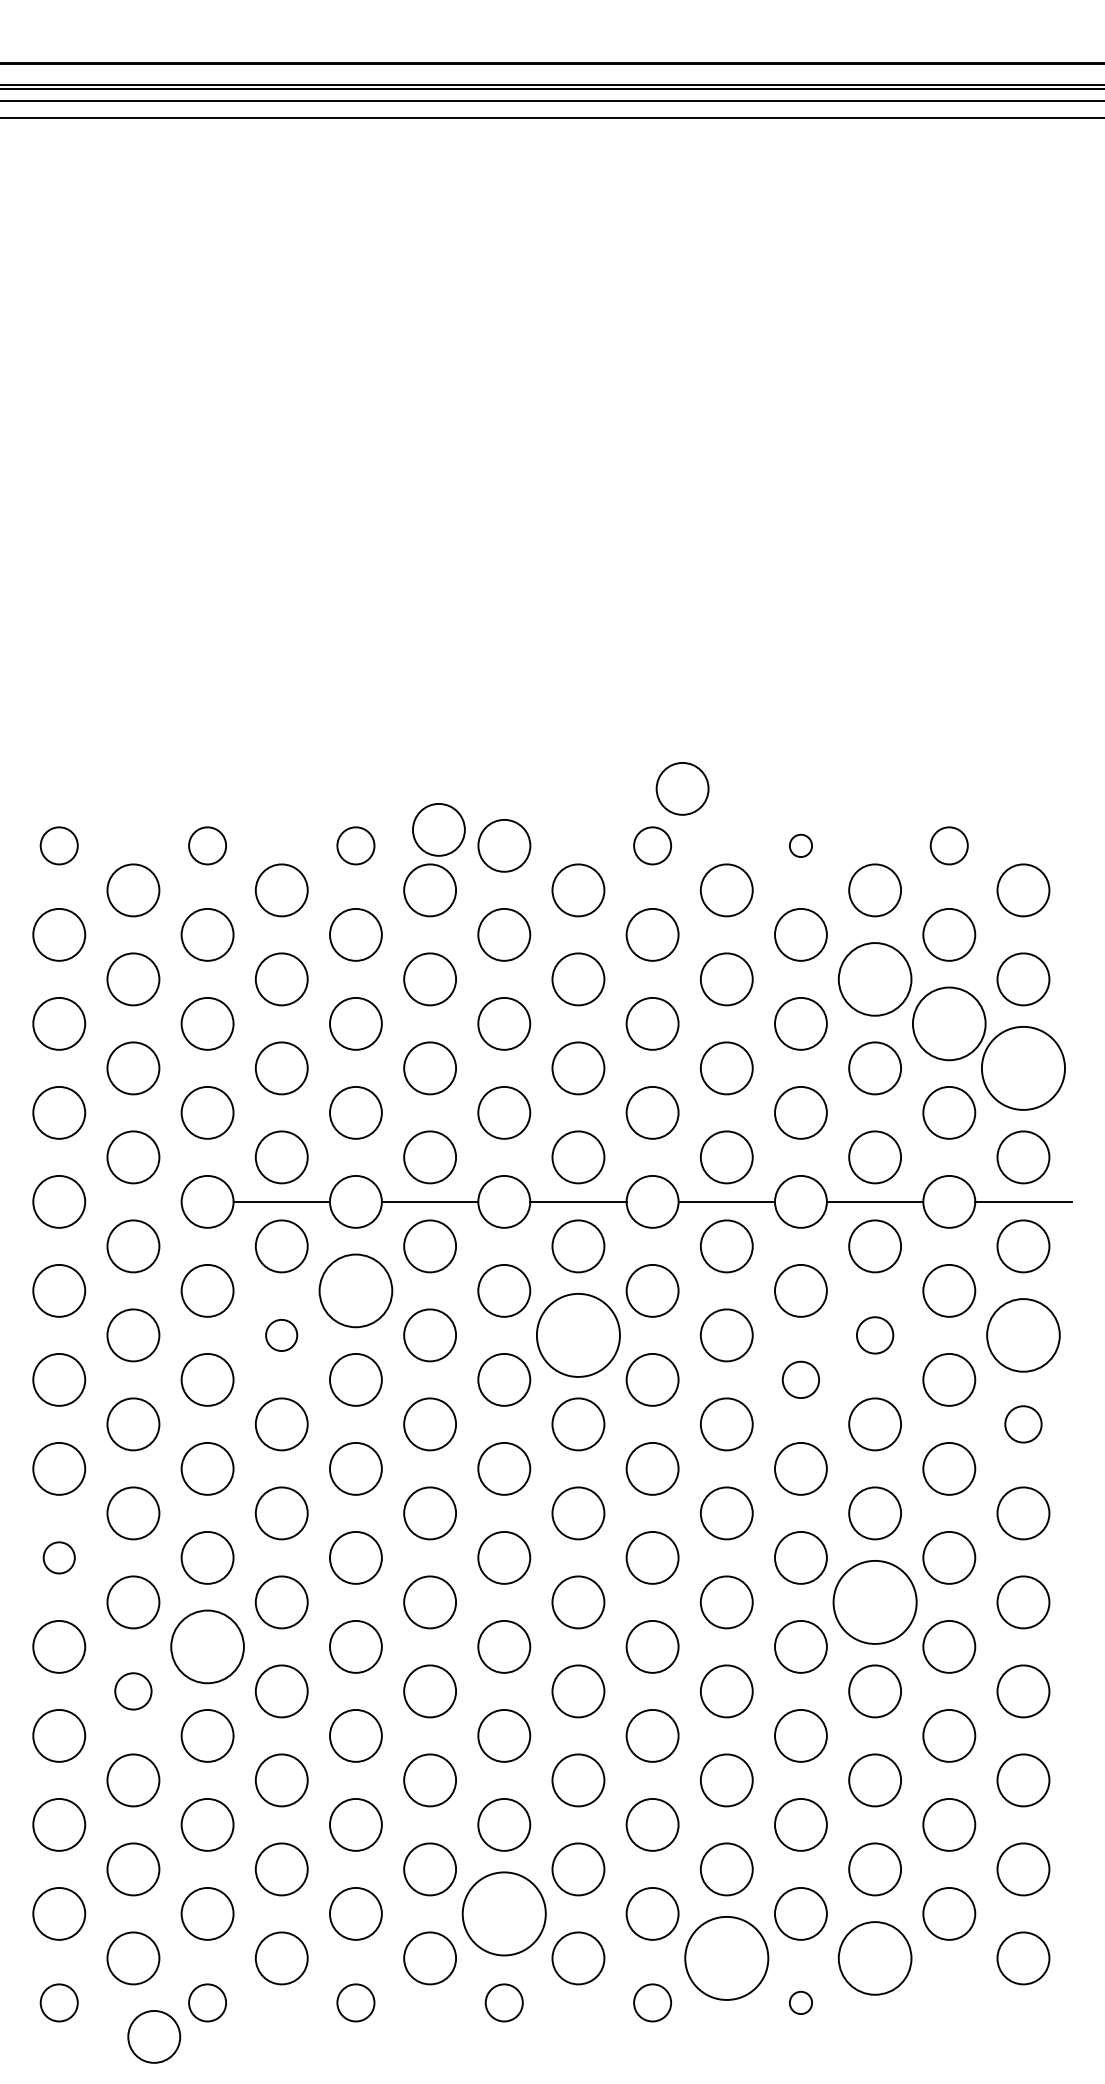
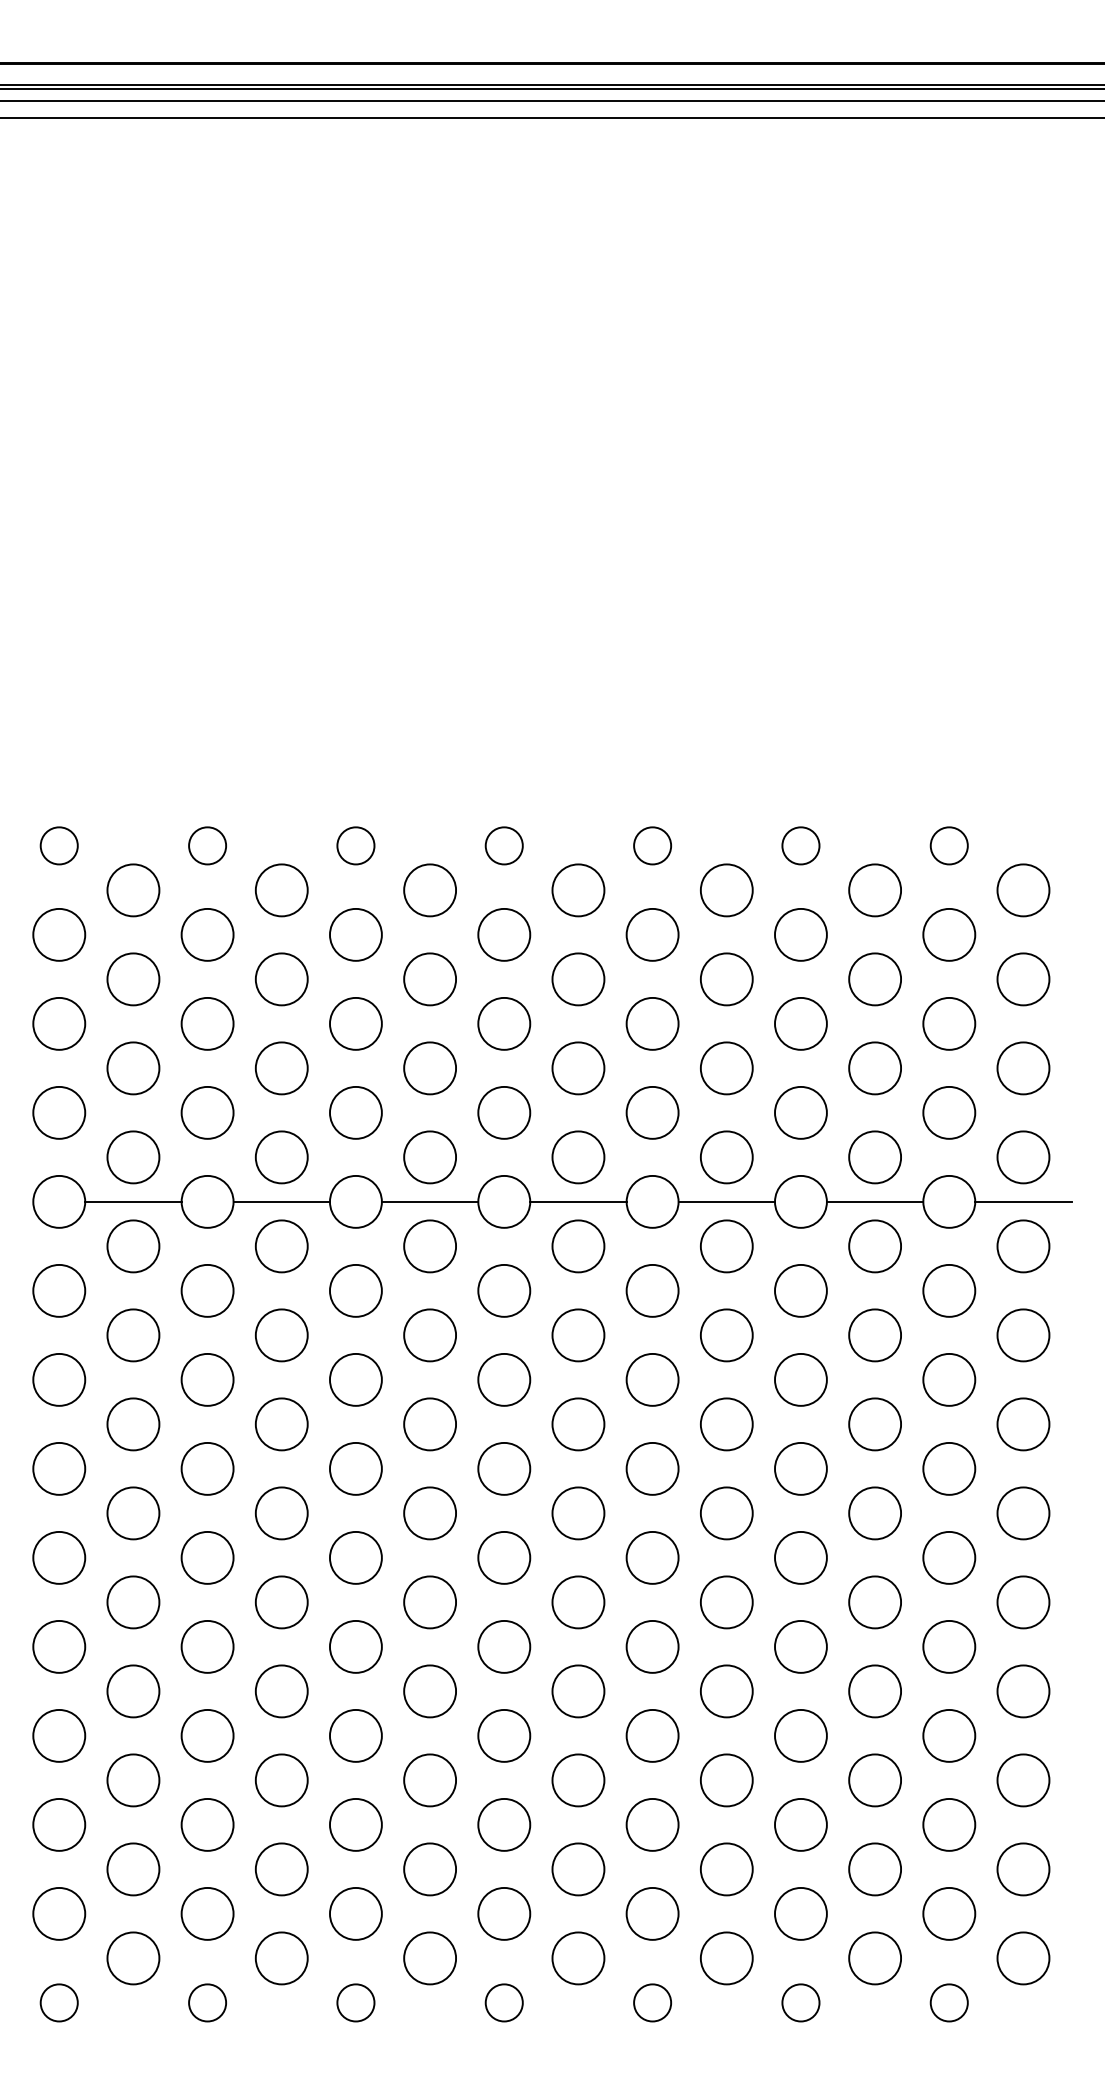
circle: present -> none (682, 788)
circle: present -> none (438, 829)
circle size: 55x54 px -> 40x40 px (503, 845)
circle diameter: 22 px -> 37 px (800, 845)
circle diameter: 73 px -> 52 px (875, 979)
circle diameter: 73 px -> 52 px (949, 1023)
circle diameter: 83 px -> 52 px (1023, 1068)
line: none -> present (133, 1201)
circle diameter: 73 px -> 52 px (355, 1290)
circle diameter: 83 px -> 52 px (578, 1335)
circle size: 34x33 px -> 55x55 px (281, 1335)
circle diameter: 36 px -> 52 px (875, 1335)
circle diameter: 73 px -> 52 px (1023, 1335)
circle diameter: 36 px -> 52 px (800, 1379)
circle diameter: 36 px -> 52 px (1023, 1424)
circle diameter: 31 px -> 52 px (59, 1557)
circle diameter: 83 px -> 52 px (875, 1602)
circle diameter: 73 px -> 52 px (207, 1646)
circle diameter: 36 px -> 52 px (133, 1691)
circle diameter: 83 px -> 52 px (504, 1913)
circle diameter: 83 px -> 52 px (726, 1958)
circle diameter: 73 px -> 52 px (875, 1958)
circle diameter: 22 px -> 37 px (800, 2002)
circle: none -> present (948, 2002)
circle: present -> none (154, 2036)
